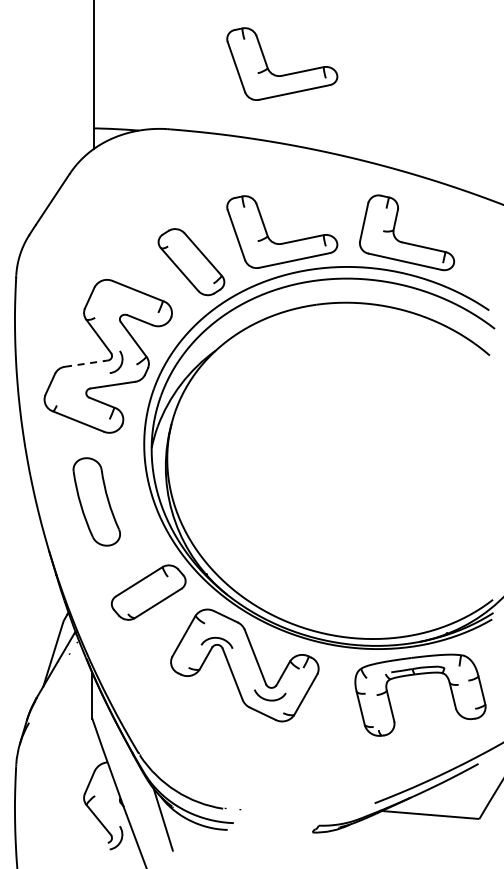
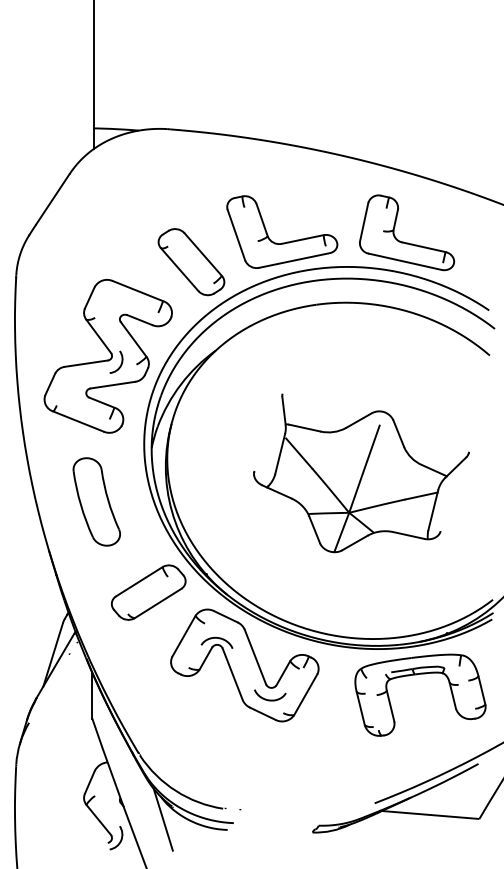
part: present -> none (282, 74)
line: dashed -> solid (86, 363)
part: none -> present (361, 473)
